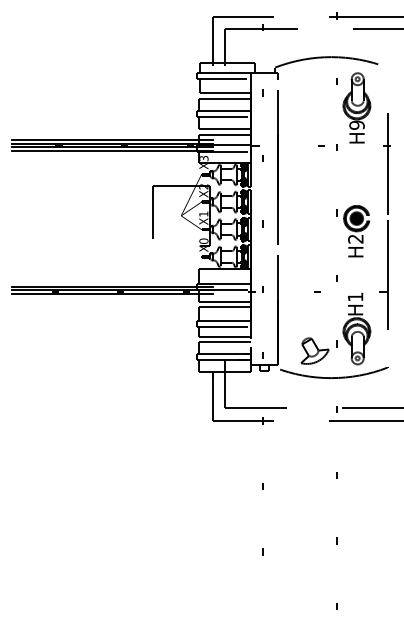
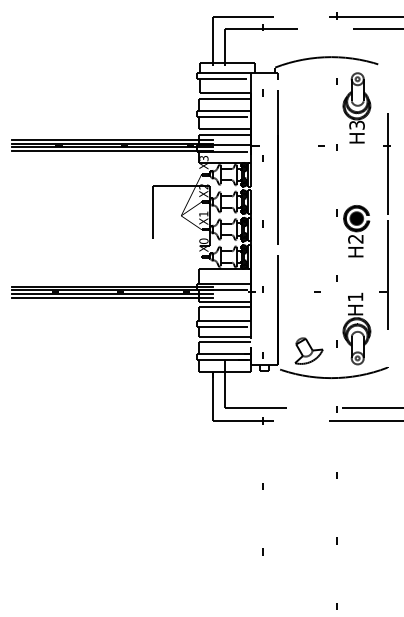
text: H9 -> H3 (356, 124)
line: none -> present (112, 297)
part position: (314, 350) -> (308, 350) (308, 350)
